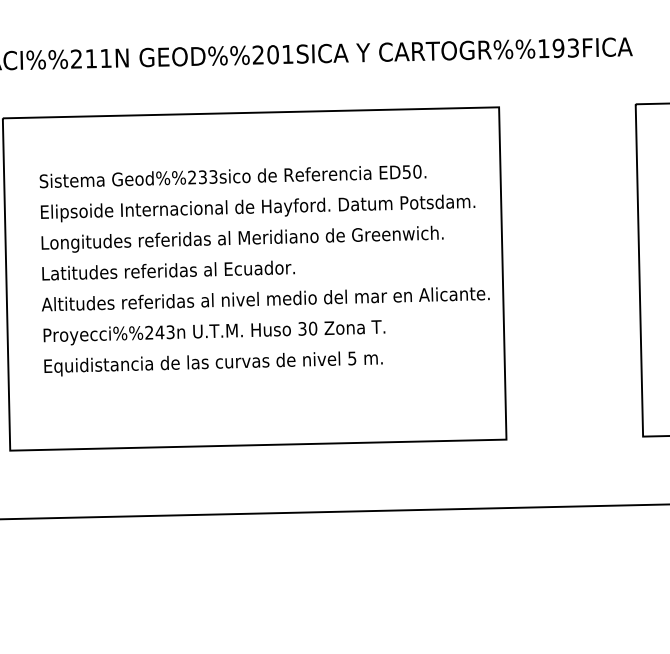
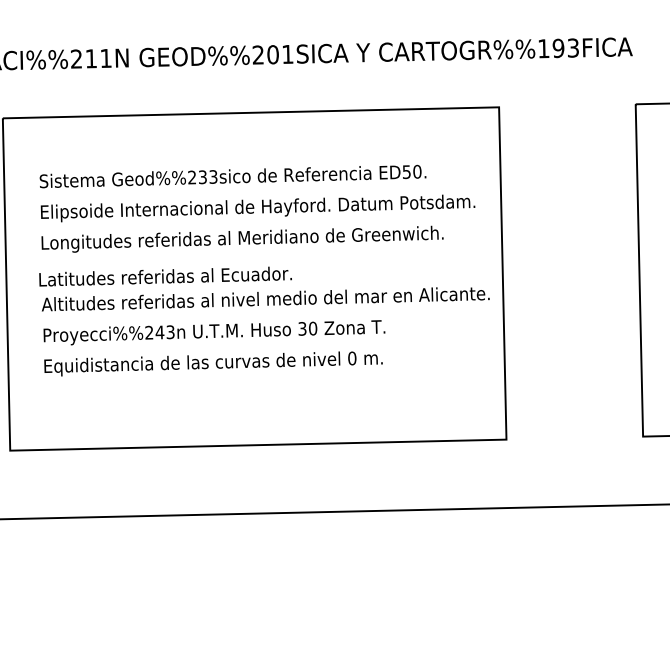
text position: (168, 270) -> (165, 276) (165, 276)
text: 5 -> 0 (352, 358)
